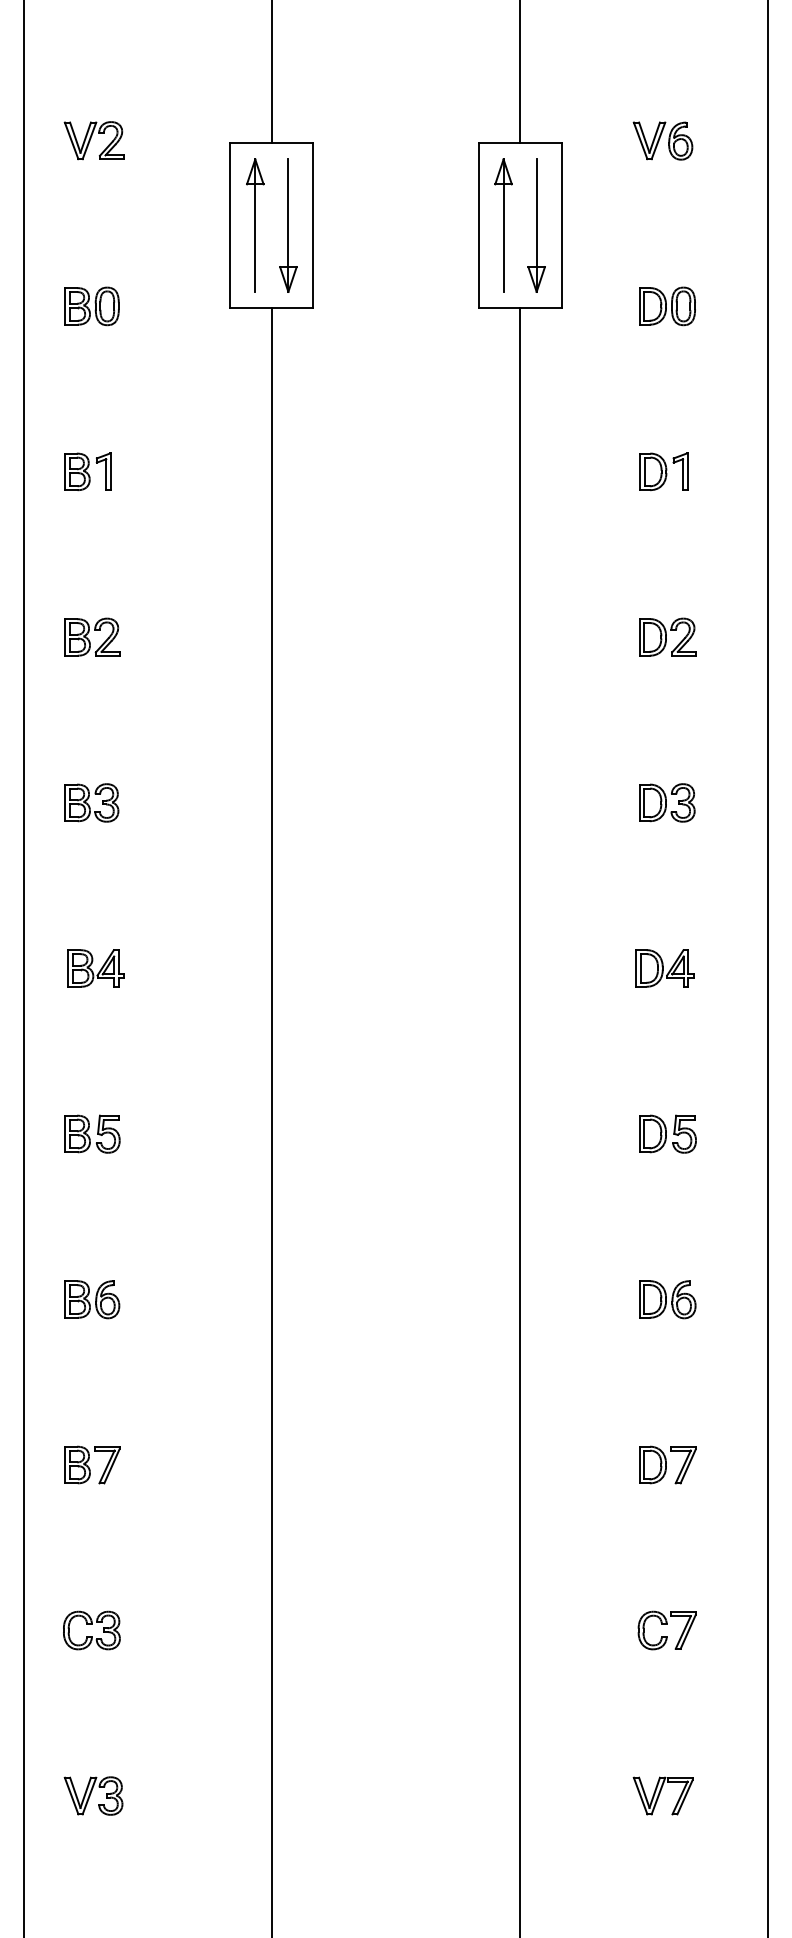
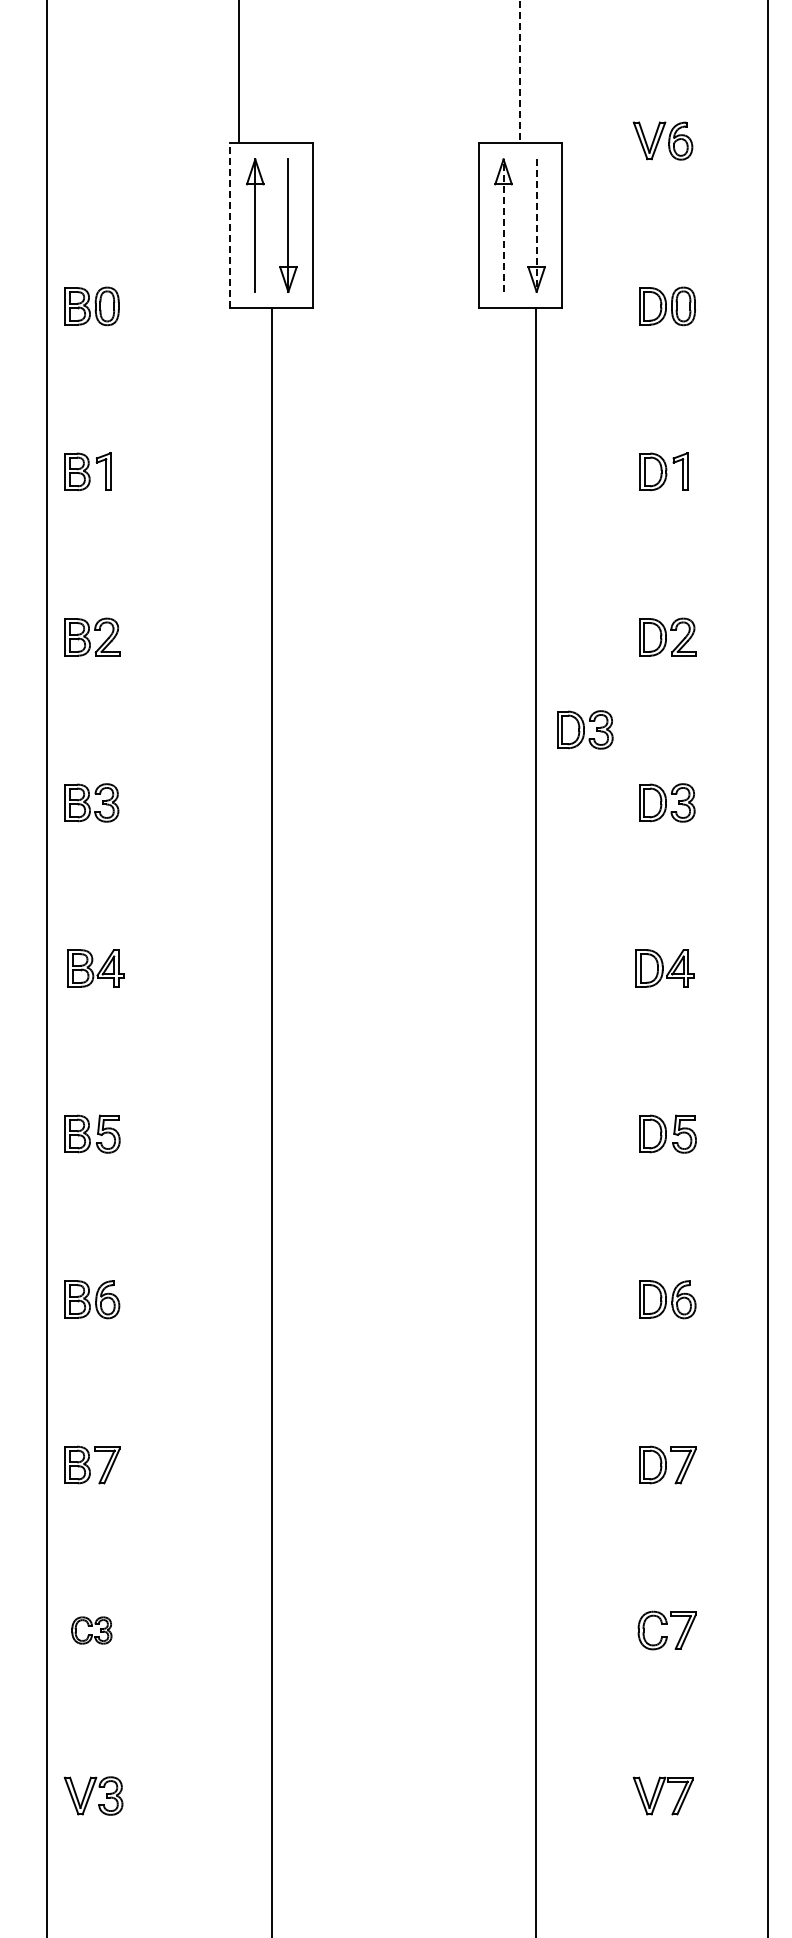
line: solid -> dashed (520, 71)
line position: (271, 72) -> (238, 72) (238, 72)
part: present -> none (93, 140)
line: solid -> dashed (230, 225)
line: solid -> dashed (503, 225)
line: solid -> dashed (536, 226)
part: none -> present (585, 729)
line position: (23, 968) -> (46, 968) (46, 968)
line position: (520, 1121) -> (536, 1121) (536, 1121)
part size: 58x41 px -> 42x29 px (91, 1630)
